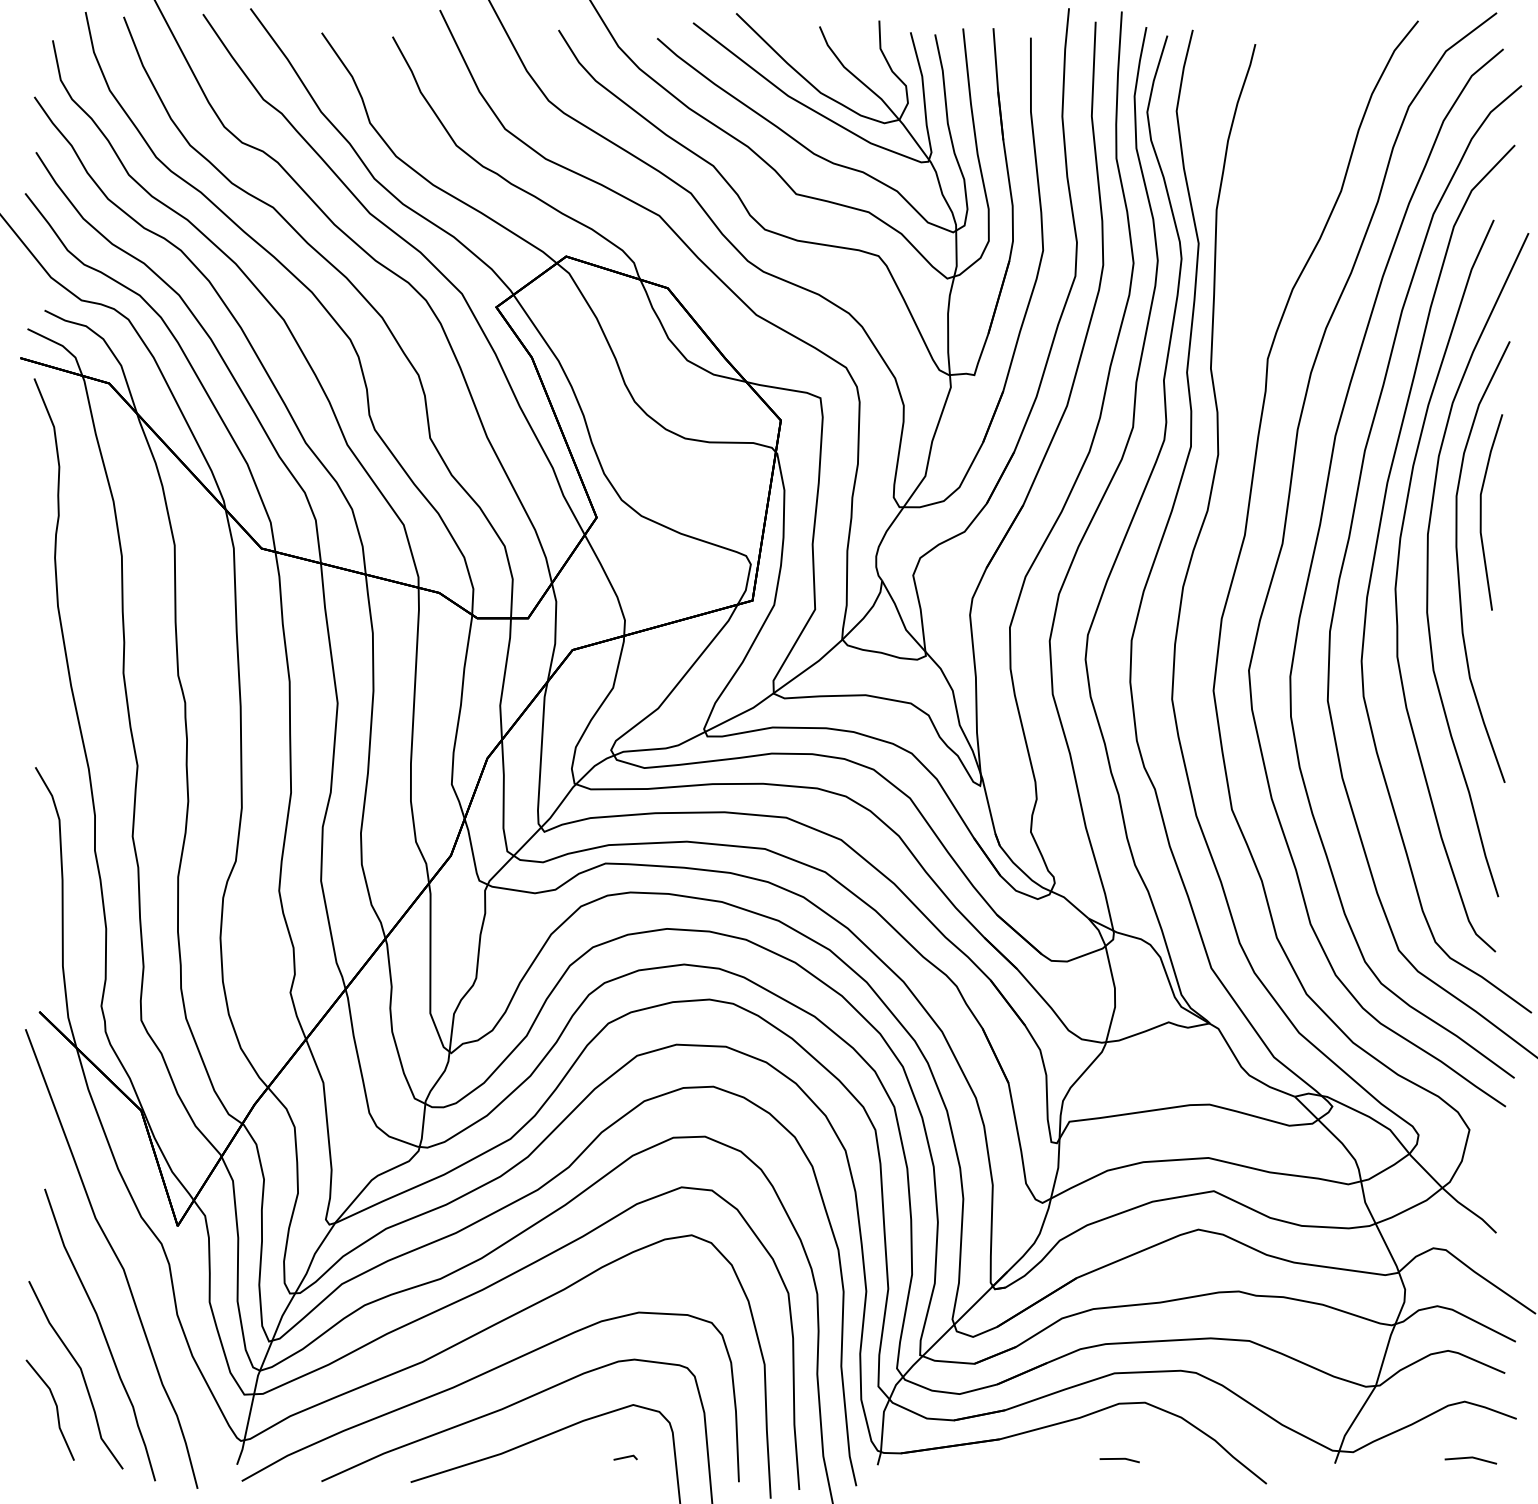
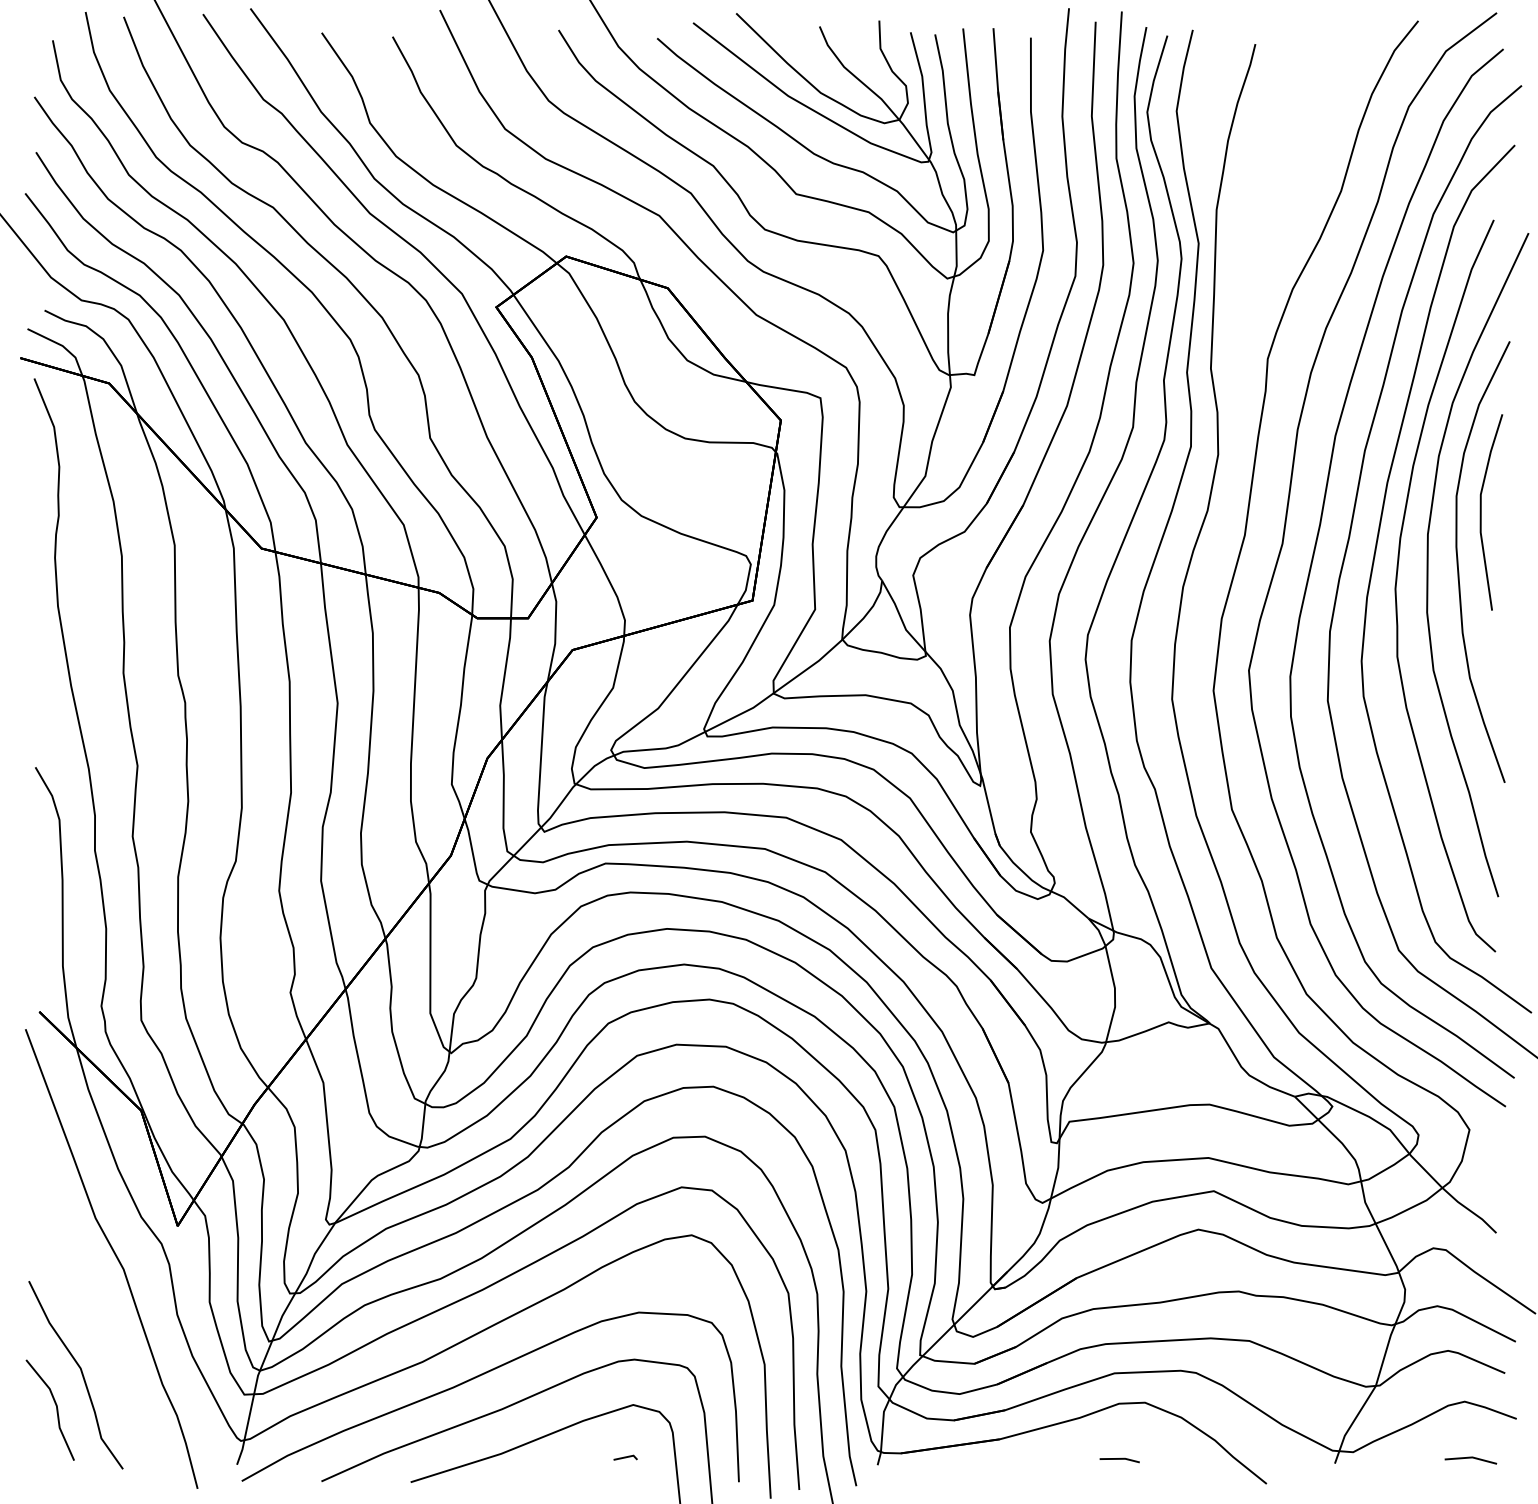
curve: present -> none (102, 1333)
